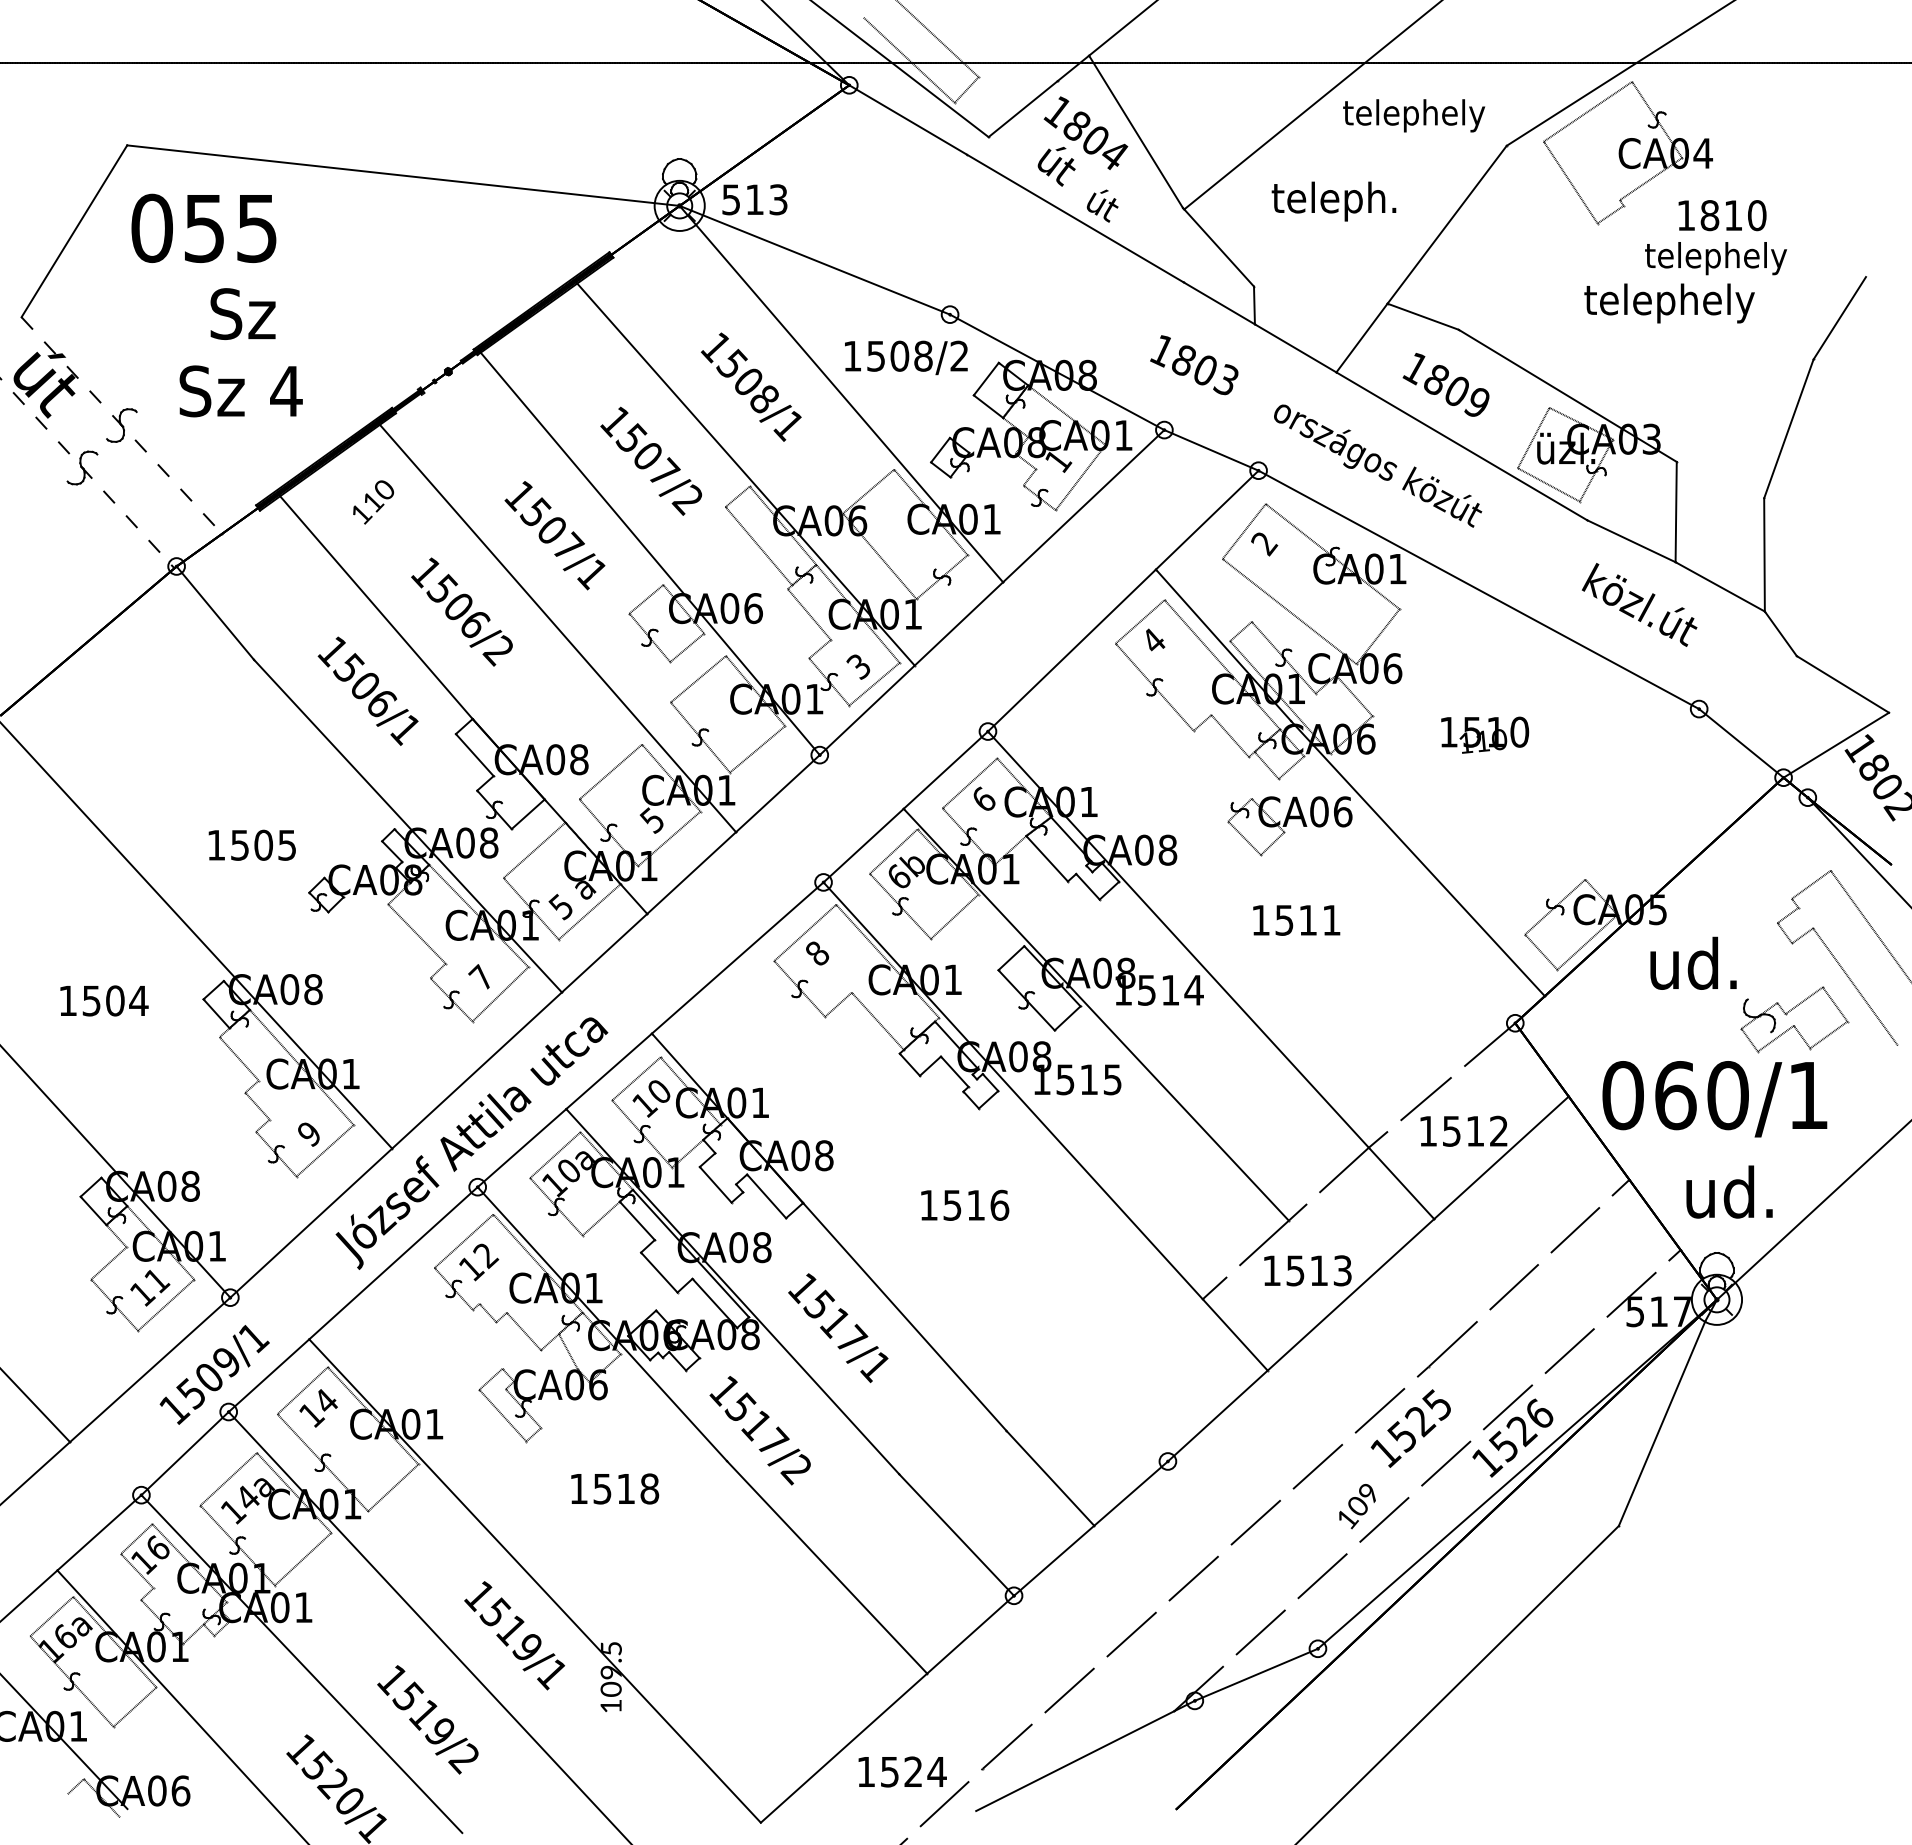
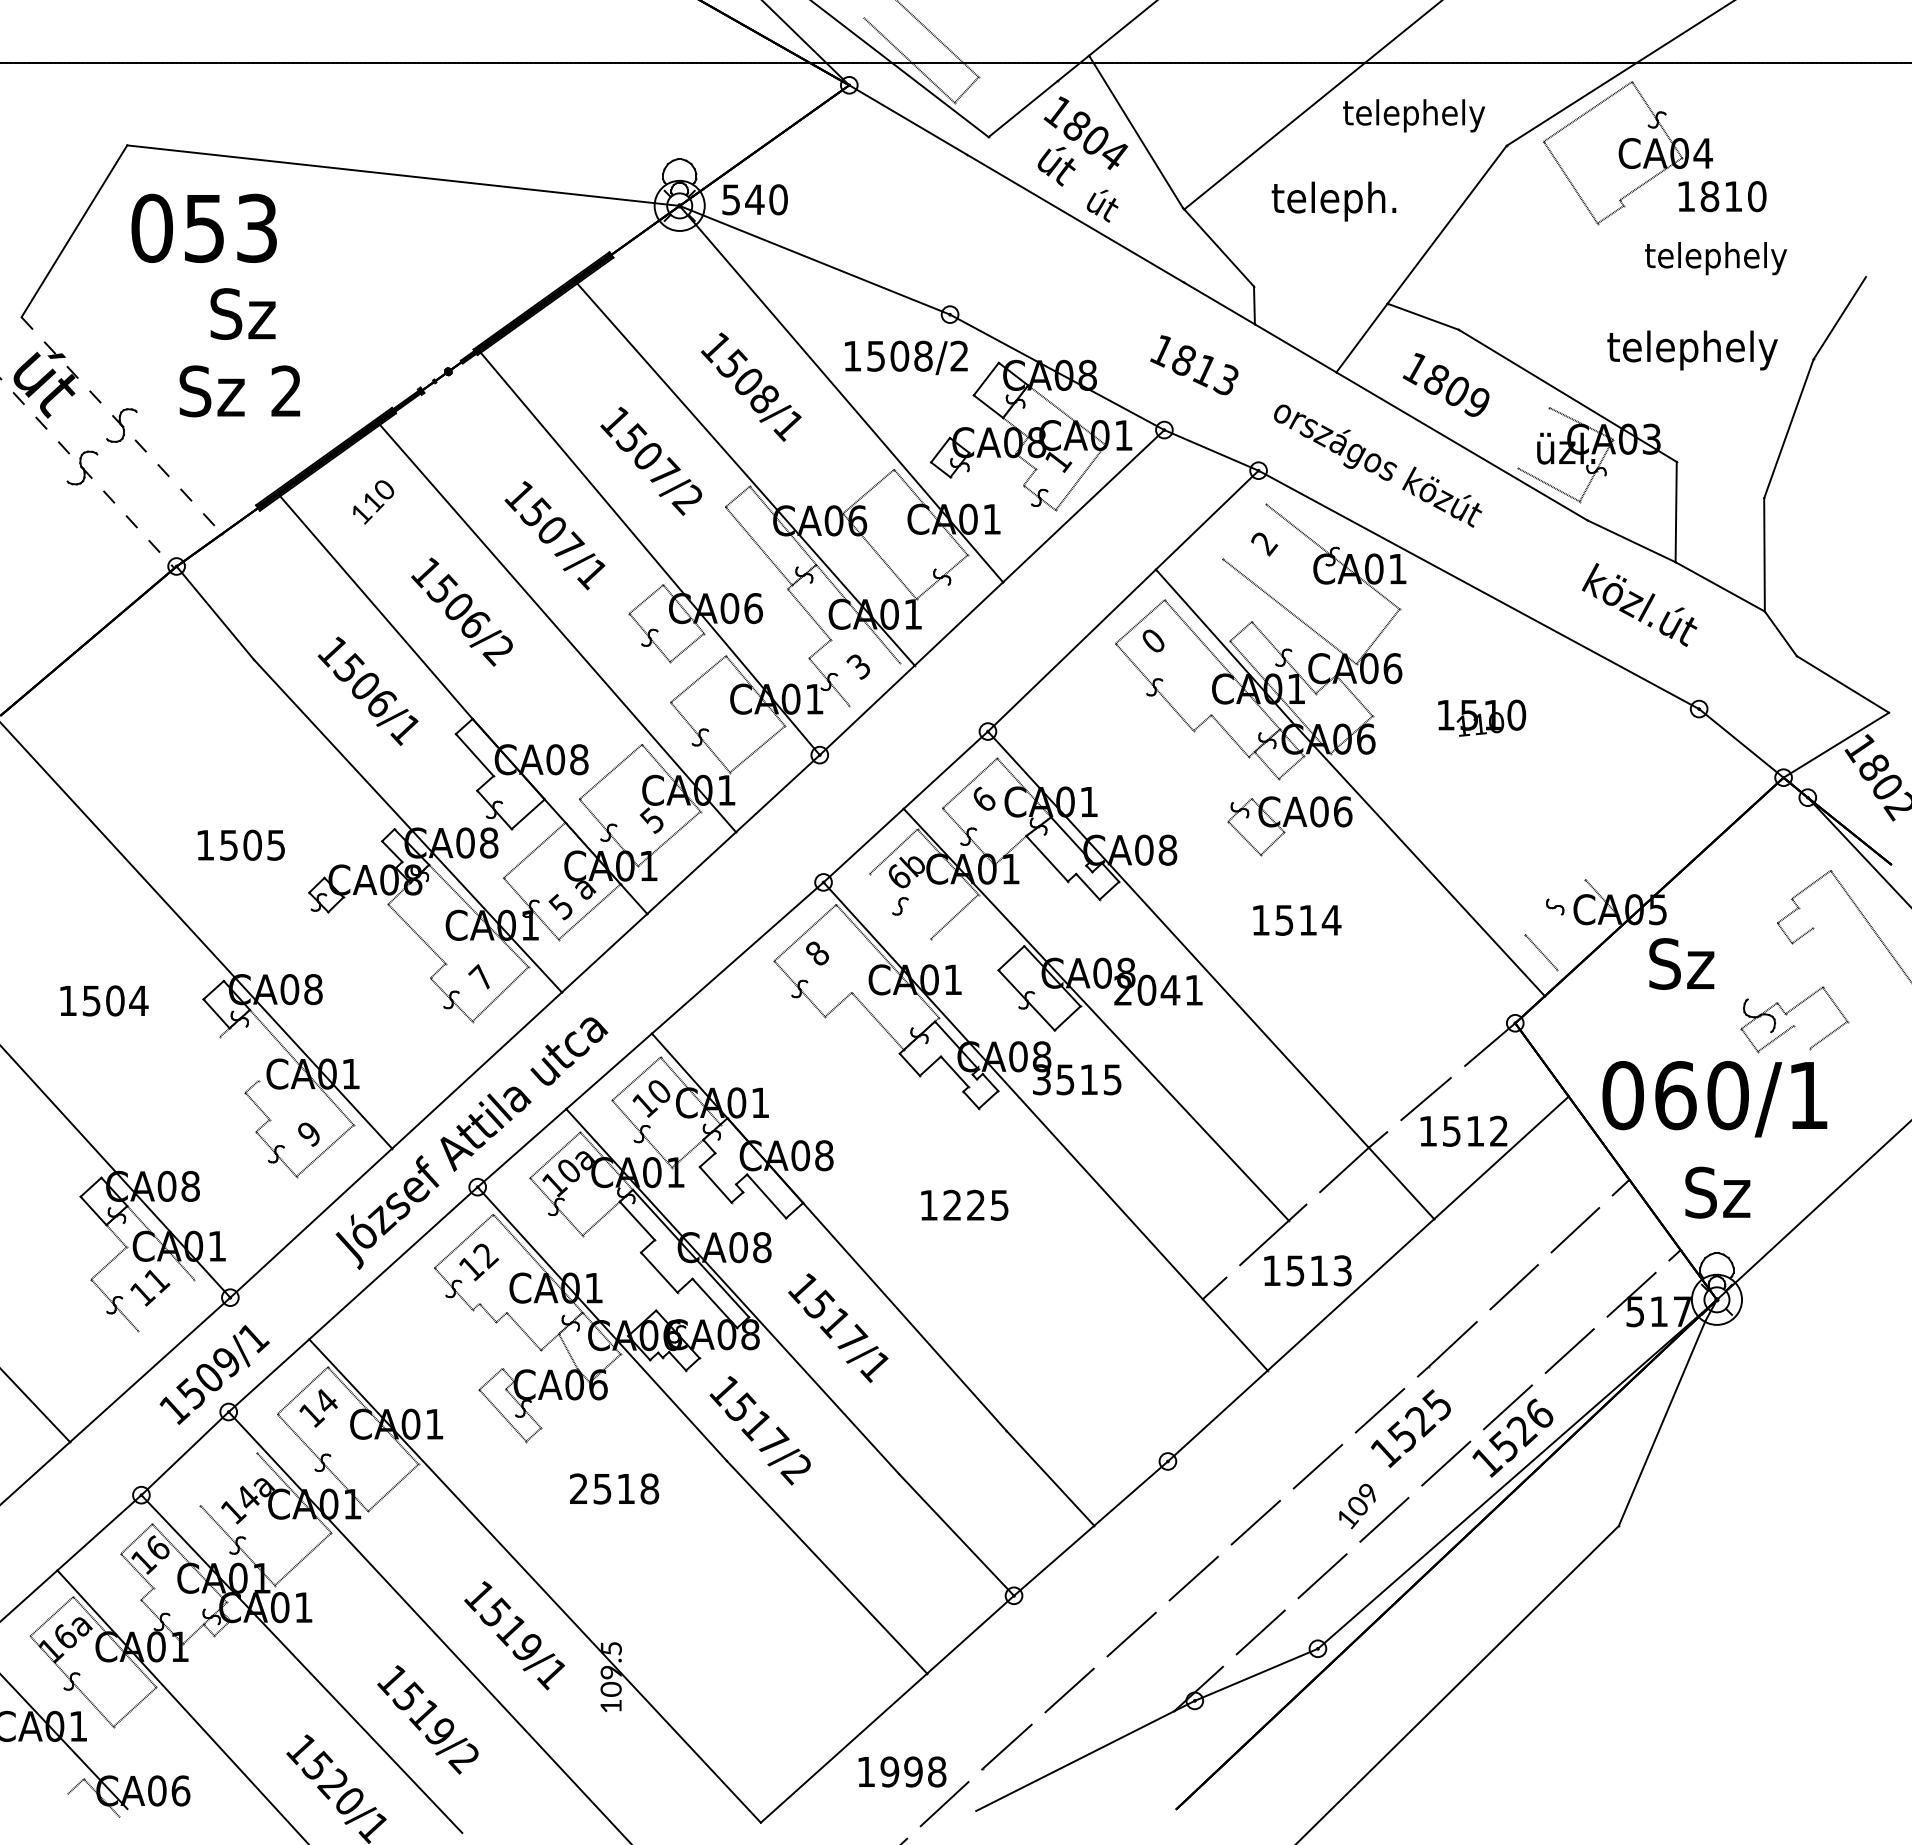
text: 513 -> 540 (766, 199)
text position: (1722, 215) -> (1722, 196) (1722, 196)
text: 055 -> 053 (256, 227)
text position: (1669, 303) -> (1692, 350) (1692, 350)
text: 1803 -> 1813 (1204, 371)
text: 4 -> 2 (286, 390)
line: present -> none (1533, 437)
line: present -> none (1243, 531)
text: 4 -> 0 (1153, 640)
line: present -> none (874, 683)
text position: (1485, 734) -> (1482, 717) (1482, 717)
text position: (251, 844) -> (240, 844) (240, 844)
line: present -> none (899, 906)
line: present -> none (1555, 906)
text: 1511 -> 1514 (1331, 920)
line: present -> none (1587, 941)
text: ud. -> Sz (1692, 962)
line: present -> none (1855, 987)
text: 1514 -> 2041 (1158, 989)
line: present -> none (1801, 1036)
line: present -> none (238, 1058)
text: 1515 -> 3515 (1041, 1079)
text: ud. -> Sz (1728, 1191)
text: 1516 -> 1225 (976, 1204)
line: present -> none (166, 1304)
line: present -> none (228, 1478)
text: 1518 -> 2518 (578, 1488)
text: 1524 -> 1998 (913, 1771)
